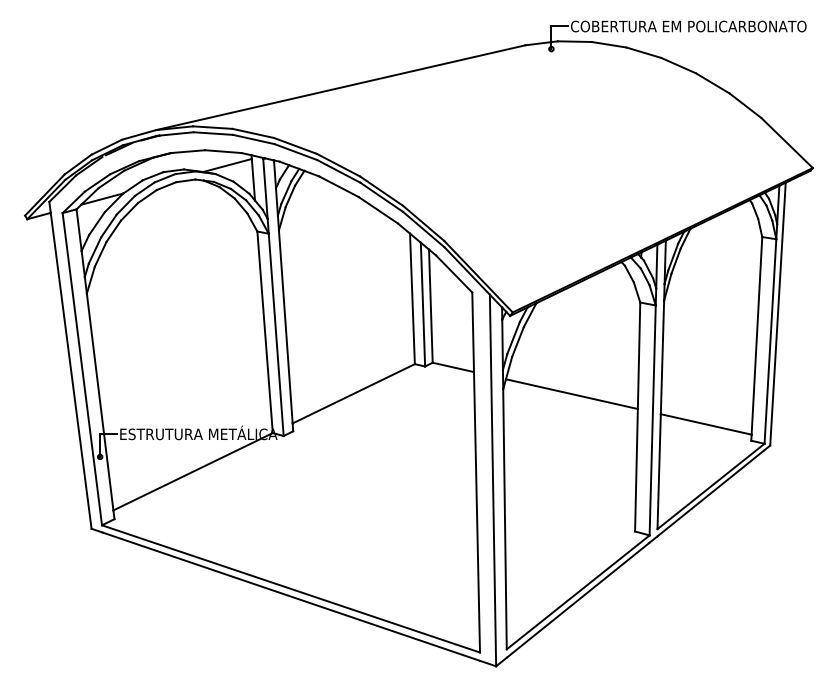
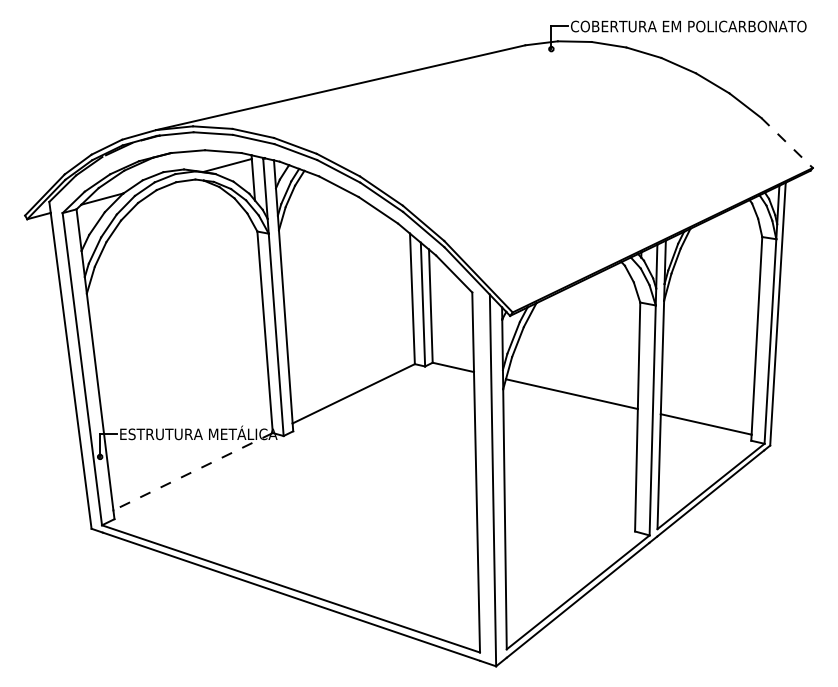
line: solid -> dashed (787, 143)
line: solid -> dashed (193, 471)
